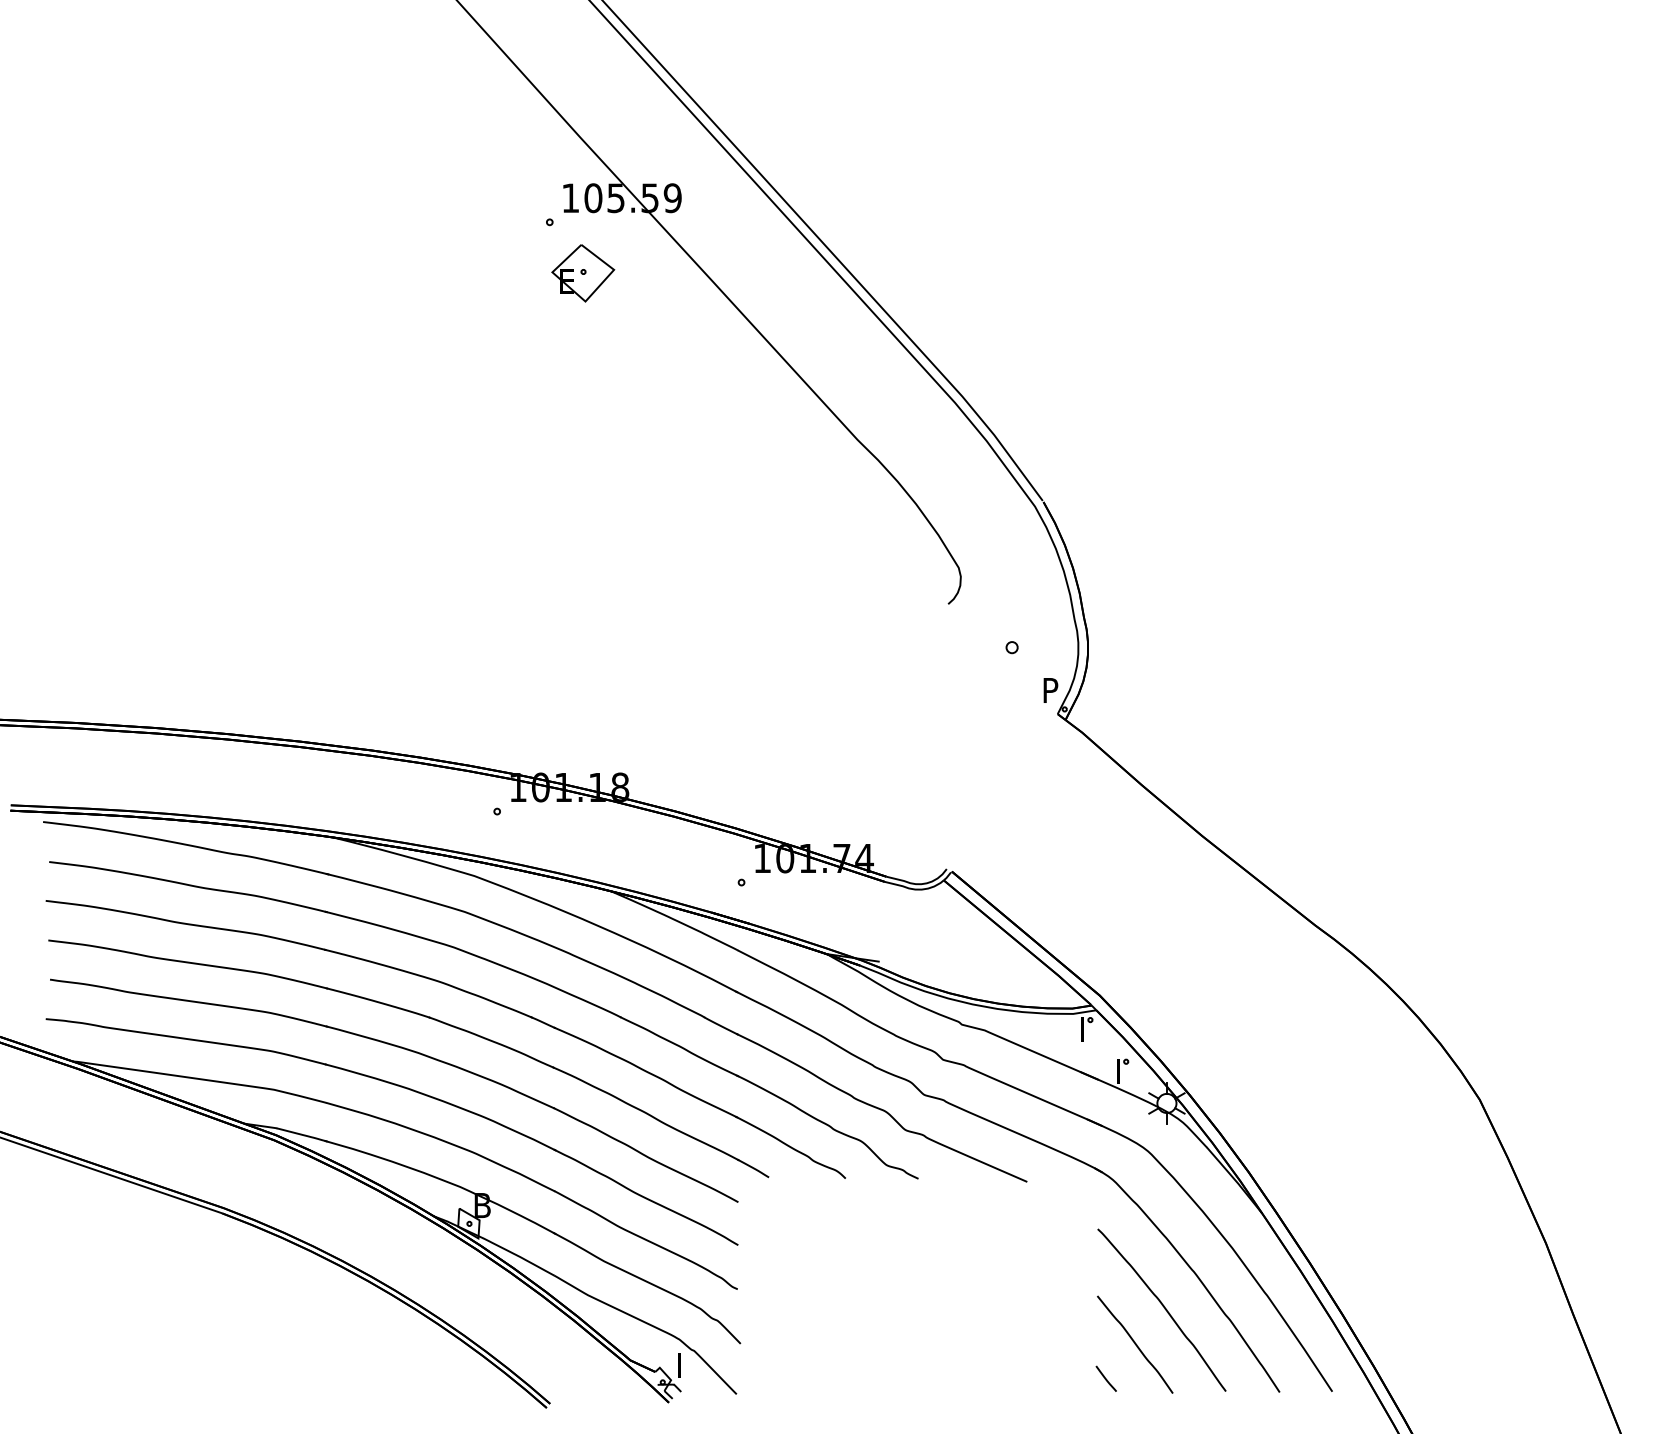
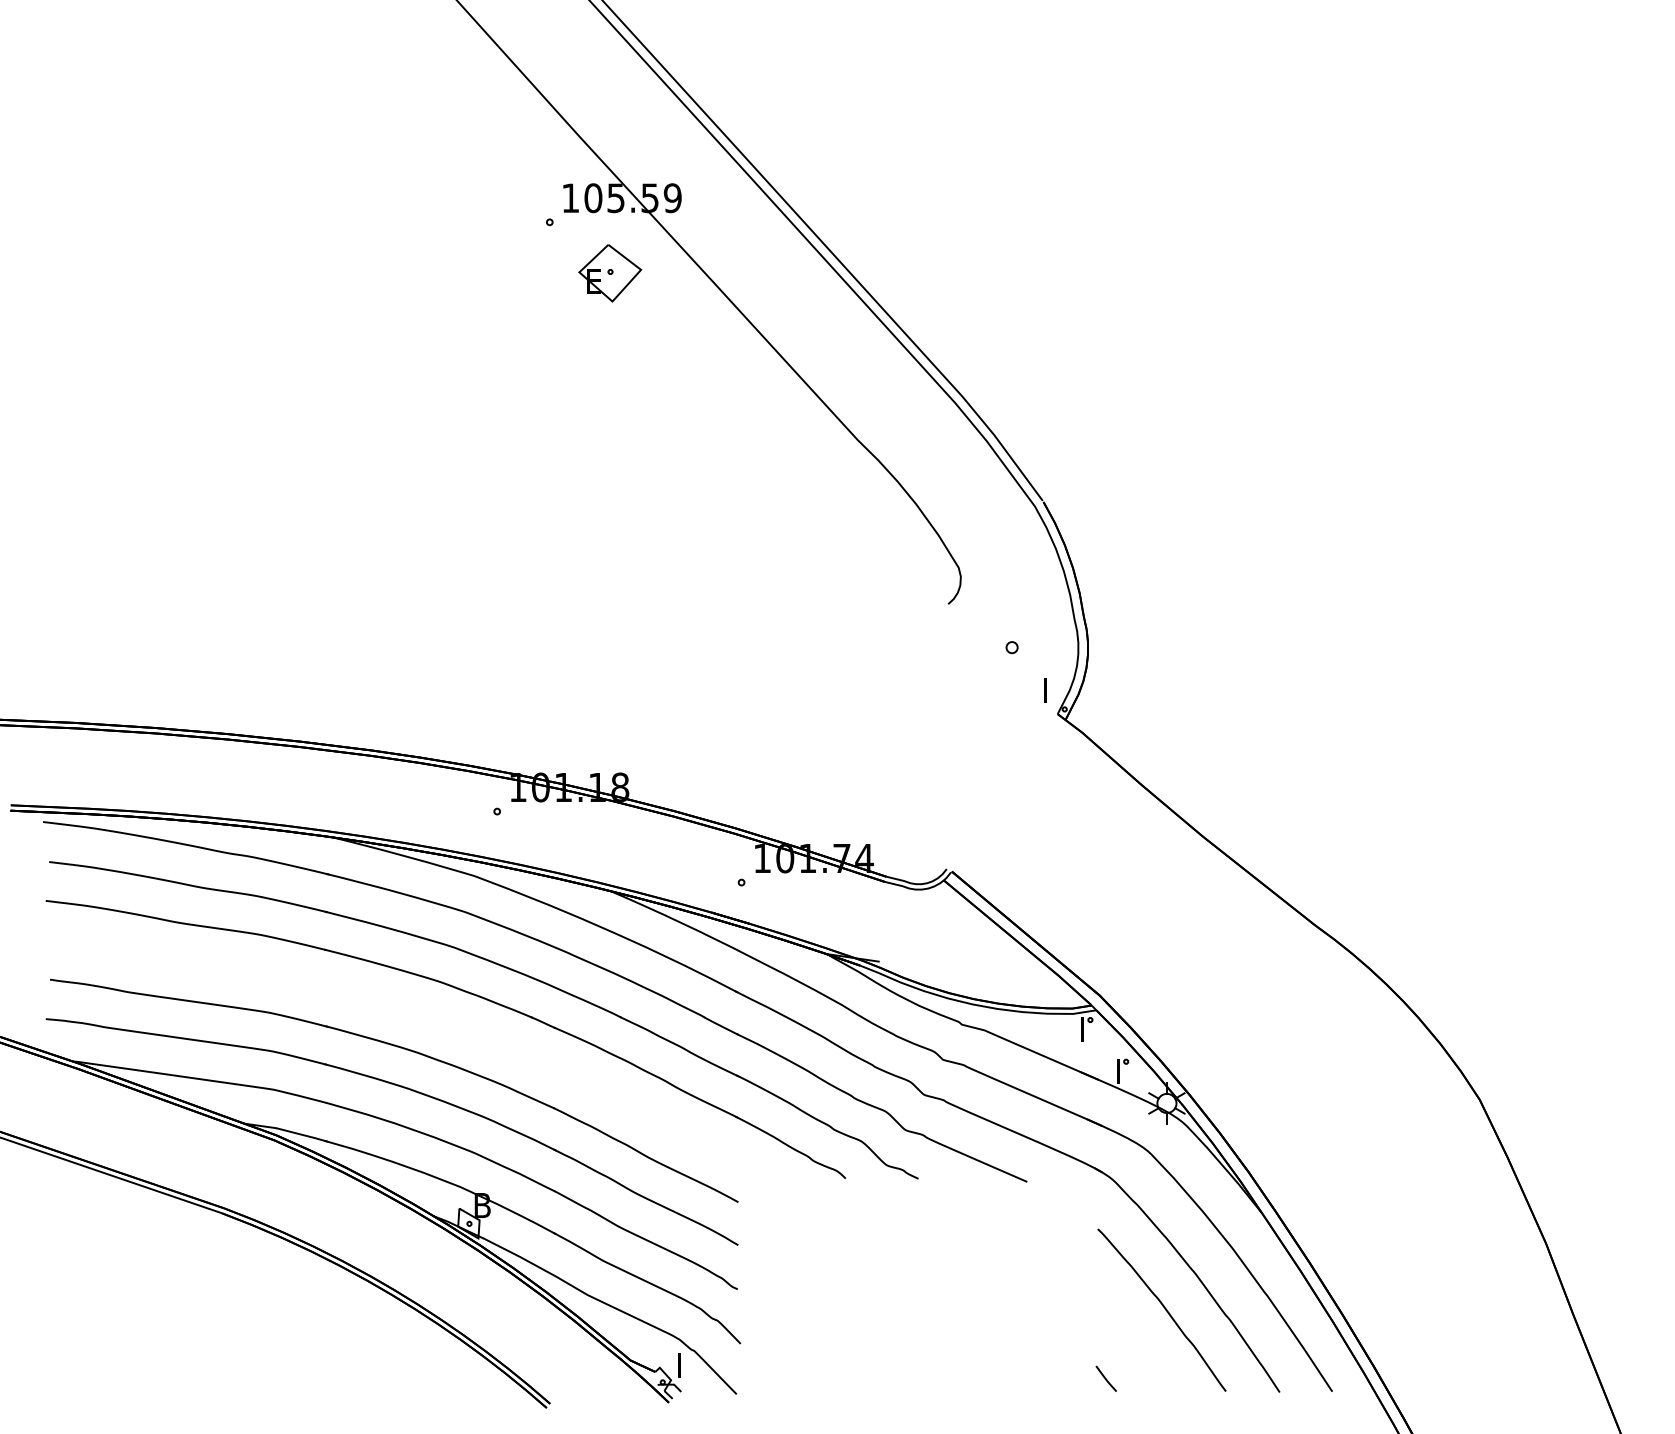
part position: (583, 273) -> (610, 273) (610, 273)
text: P -> I (1050, 690)
part: present -> none (422, 1016)
curve: present -> none (1135, 1344)
